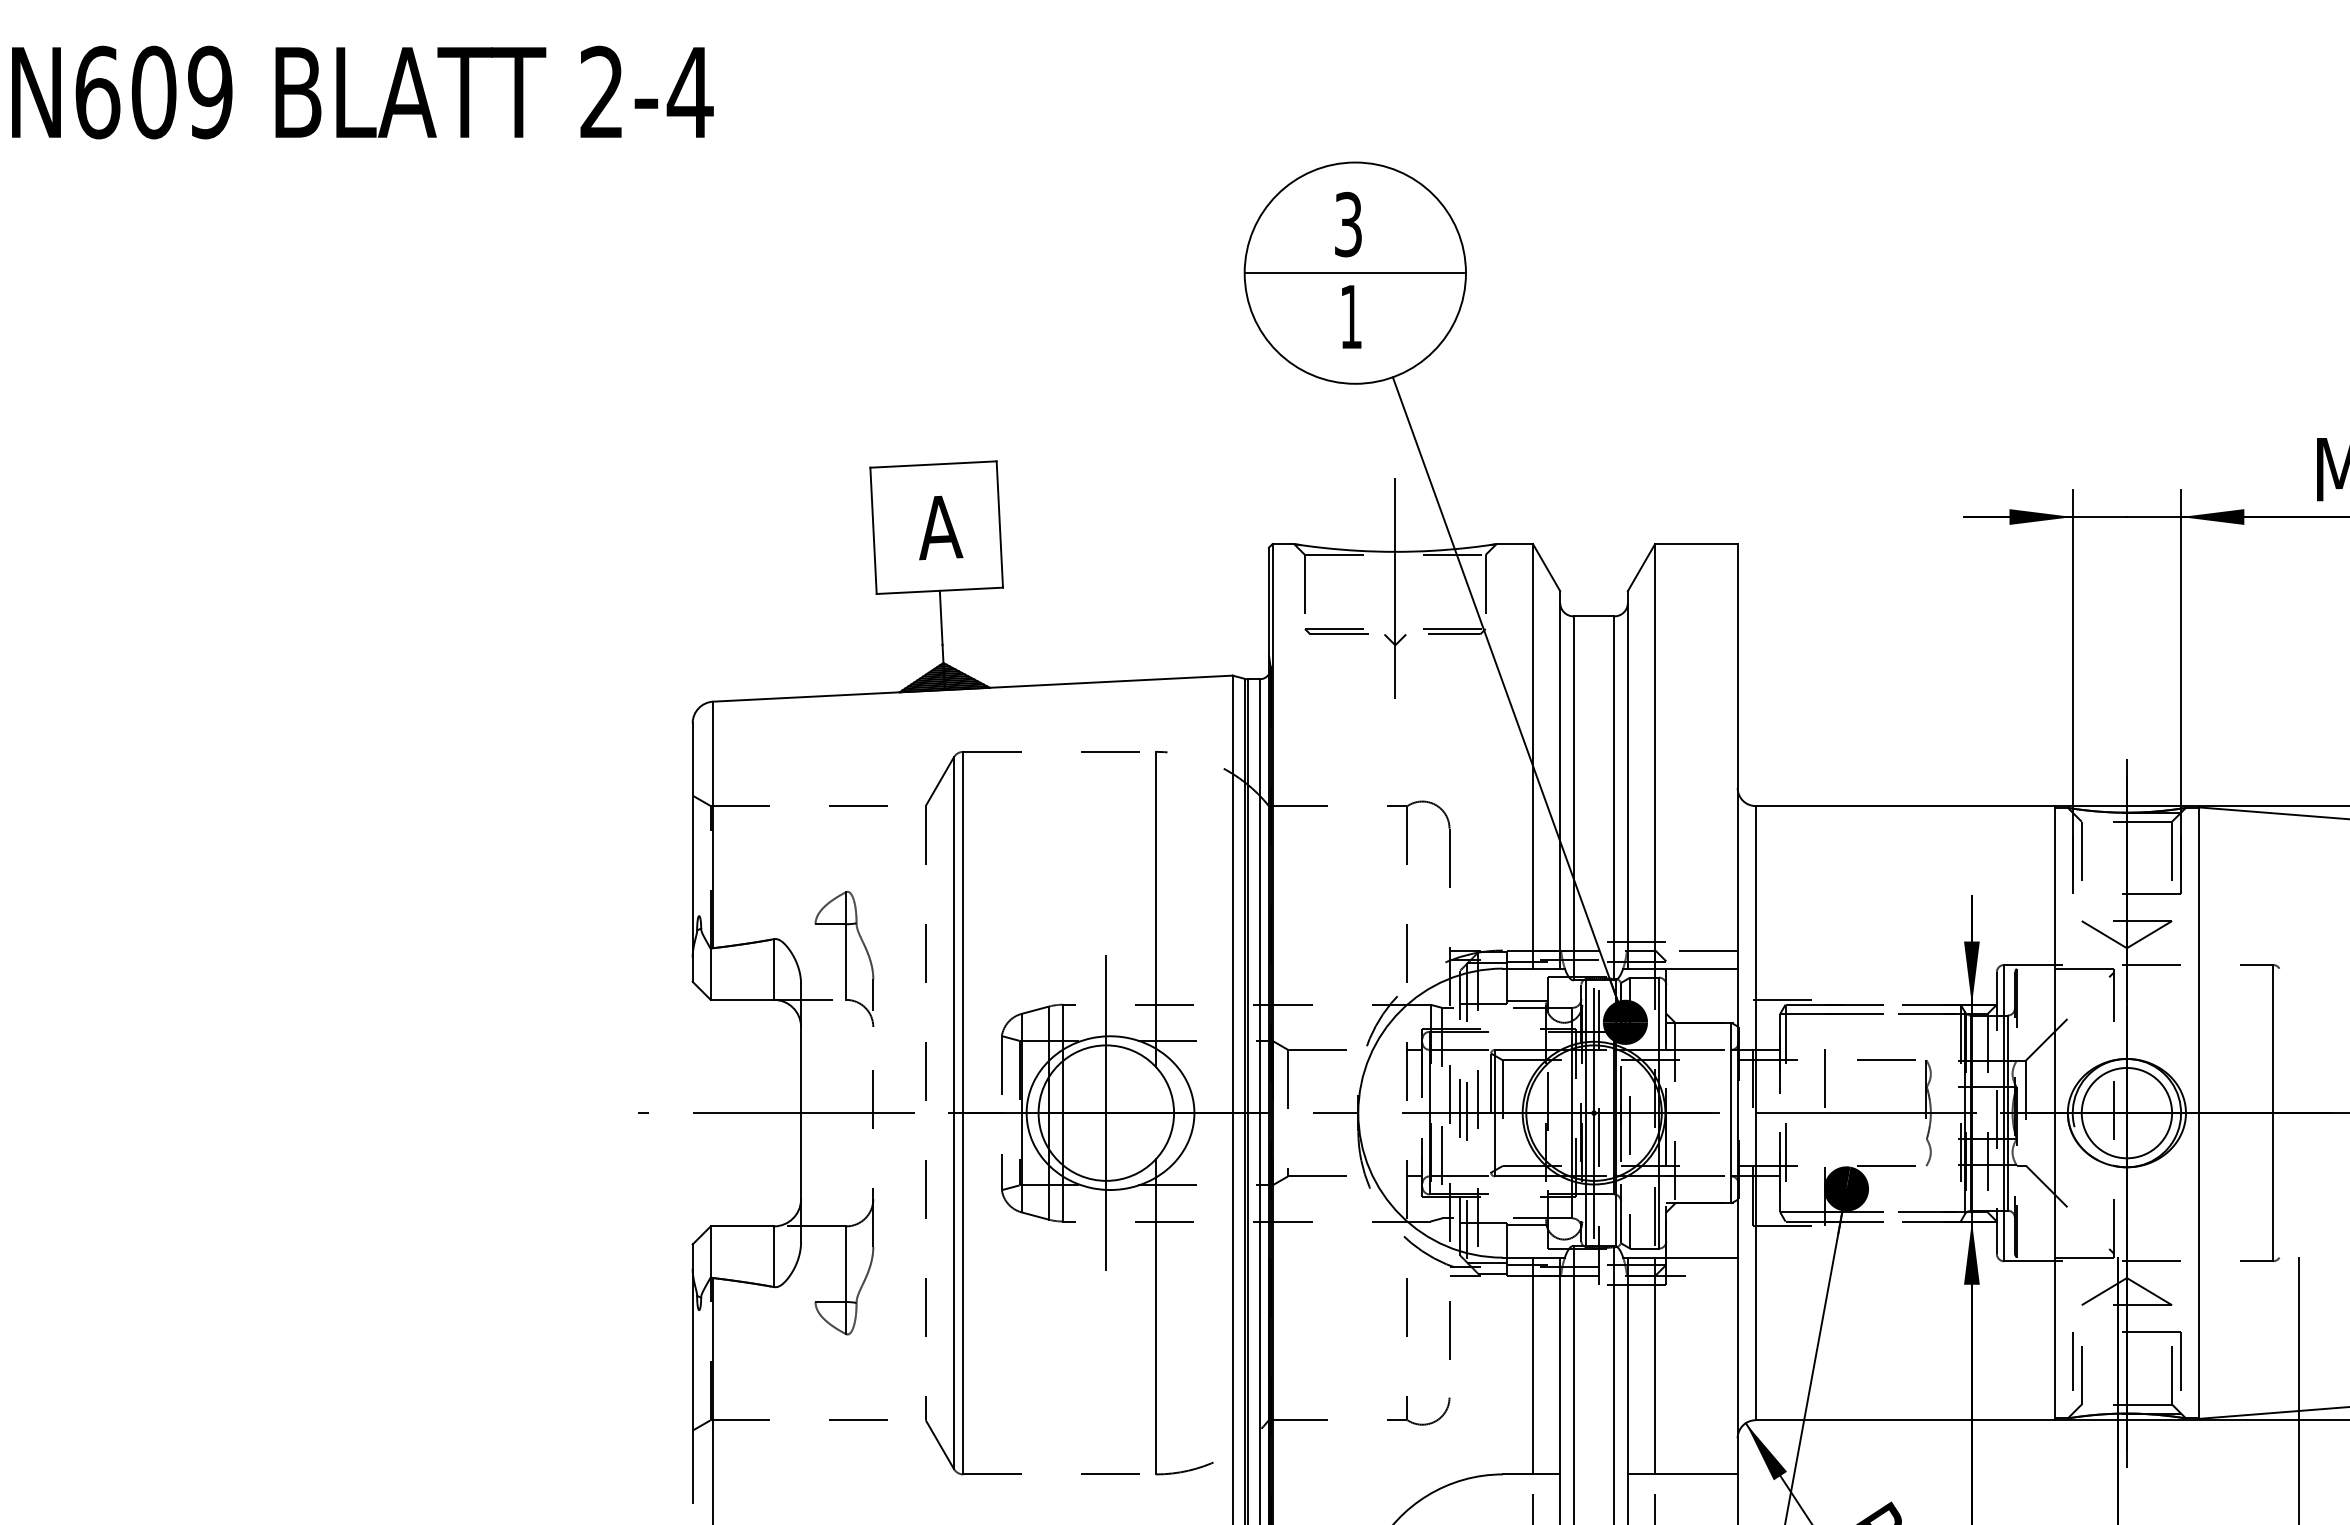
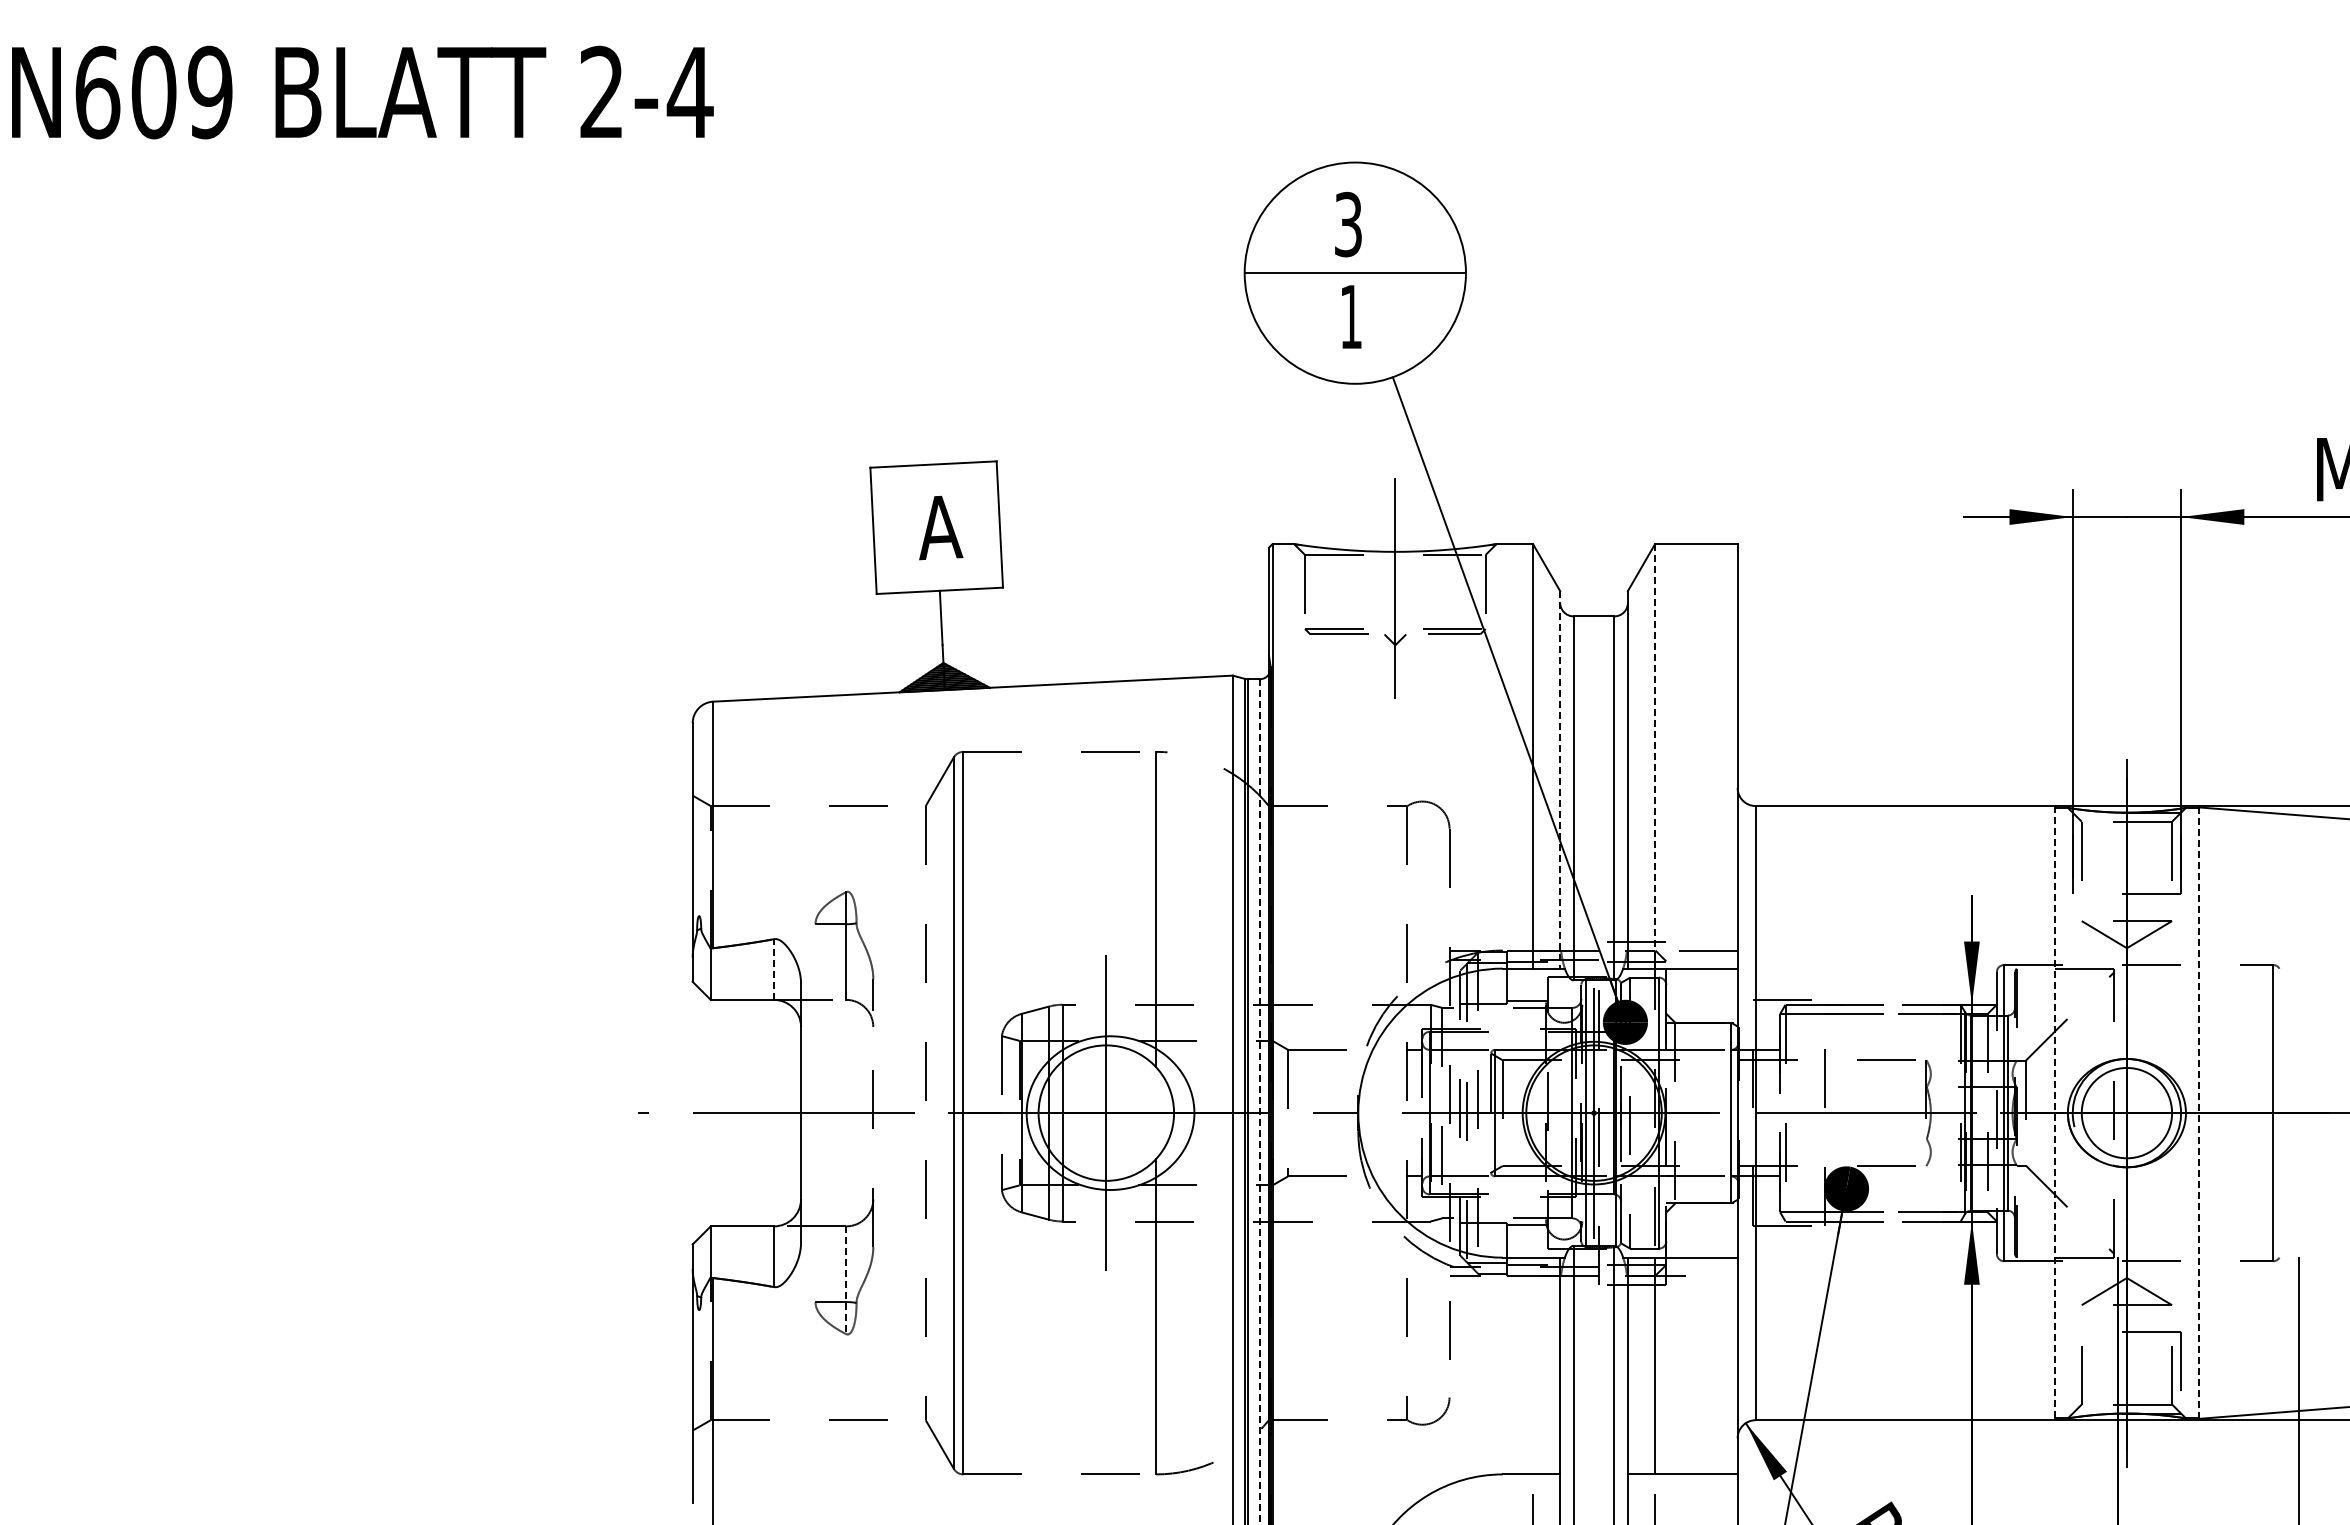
line: solid -> dashed (1655, 756)
line: solid -> dashed (1560, 779)
line: solid -> dashed (773, 969)
line: solid -> dashed (1259, 1102)
line: solid -> dashed (2054, 1113)
line: solid -> dashed (2199, 1113)
line: solid -> dashed (846, 1280)
line: present -> none (2072, 1361)
line: present -> none (1533, 1365)
